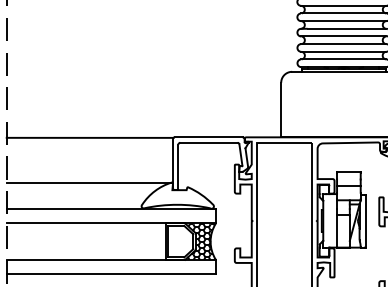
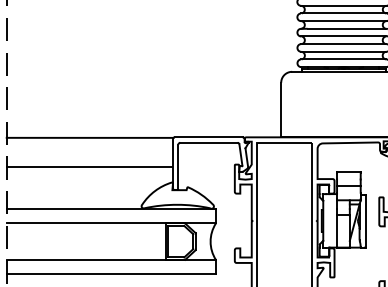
line position: (88, 182) -> (88, 166) (88, 166)
hatch: present -> none (201, 241)
